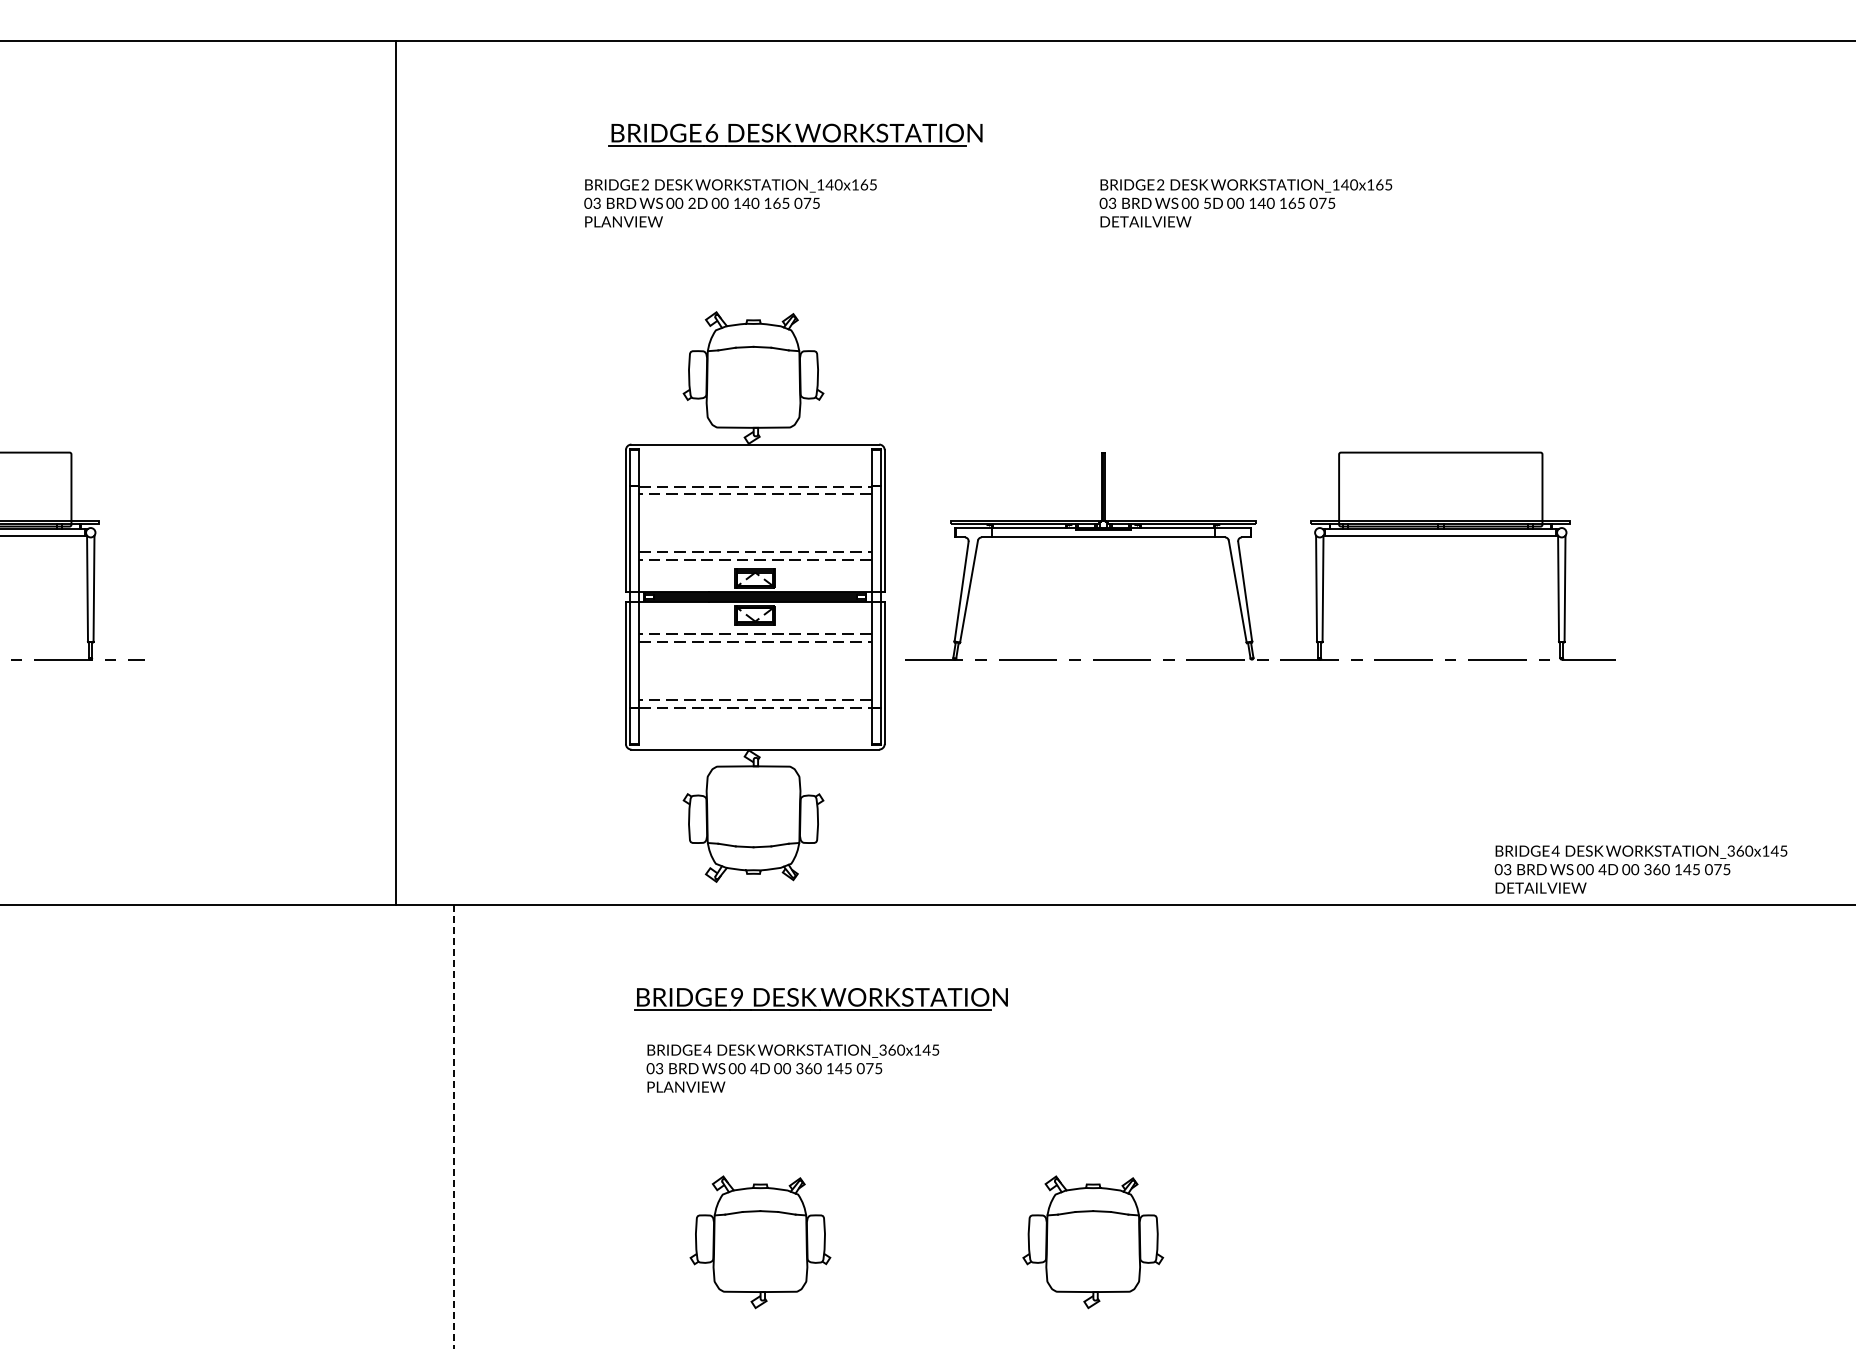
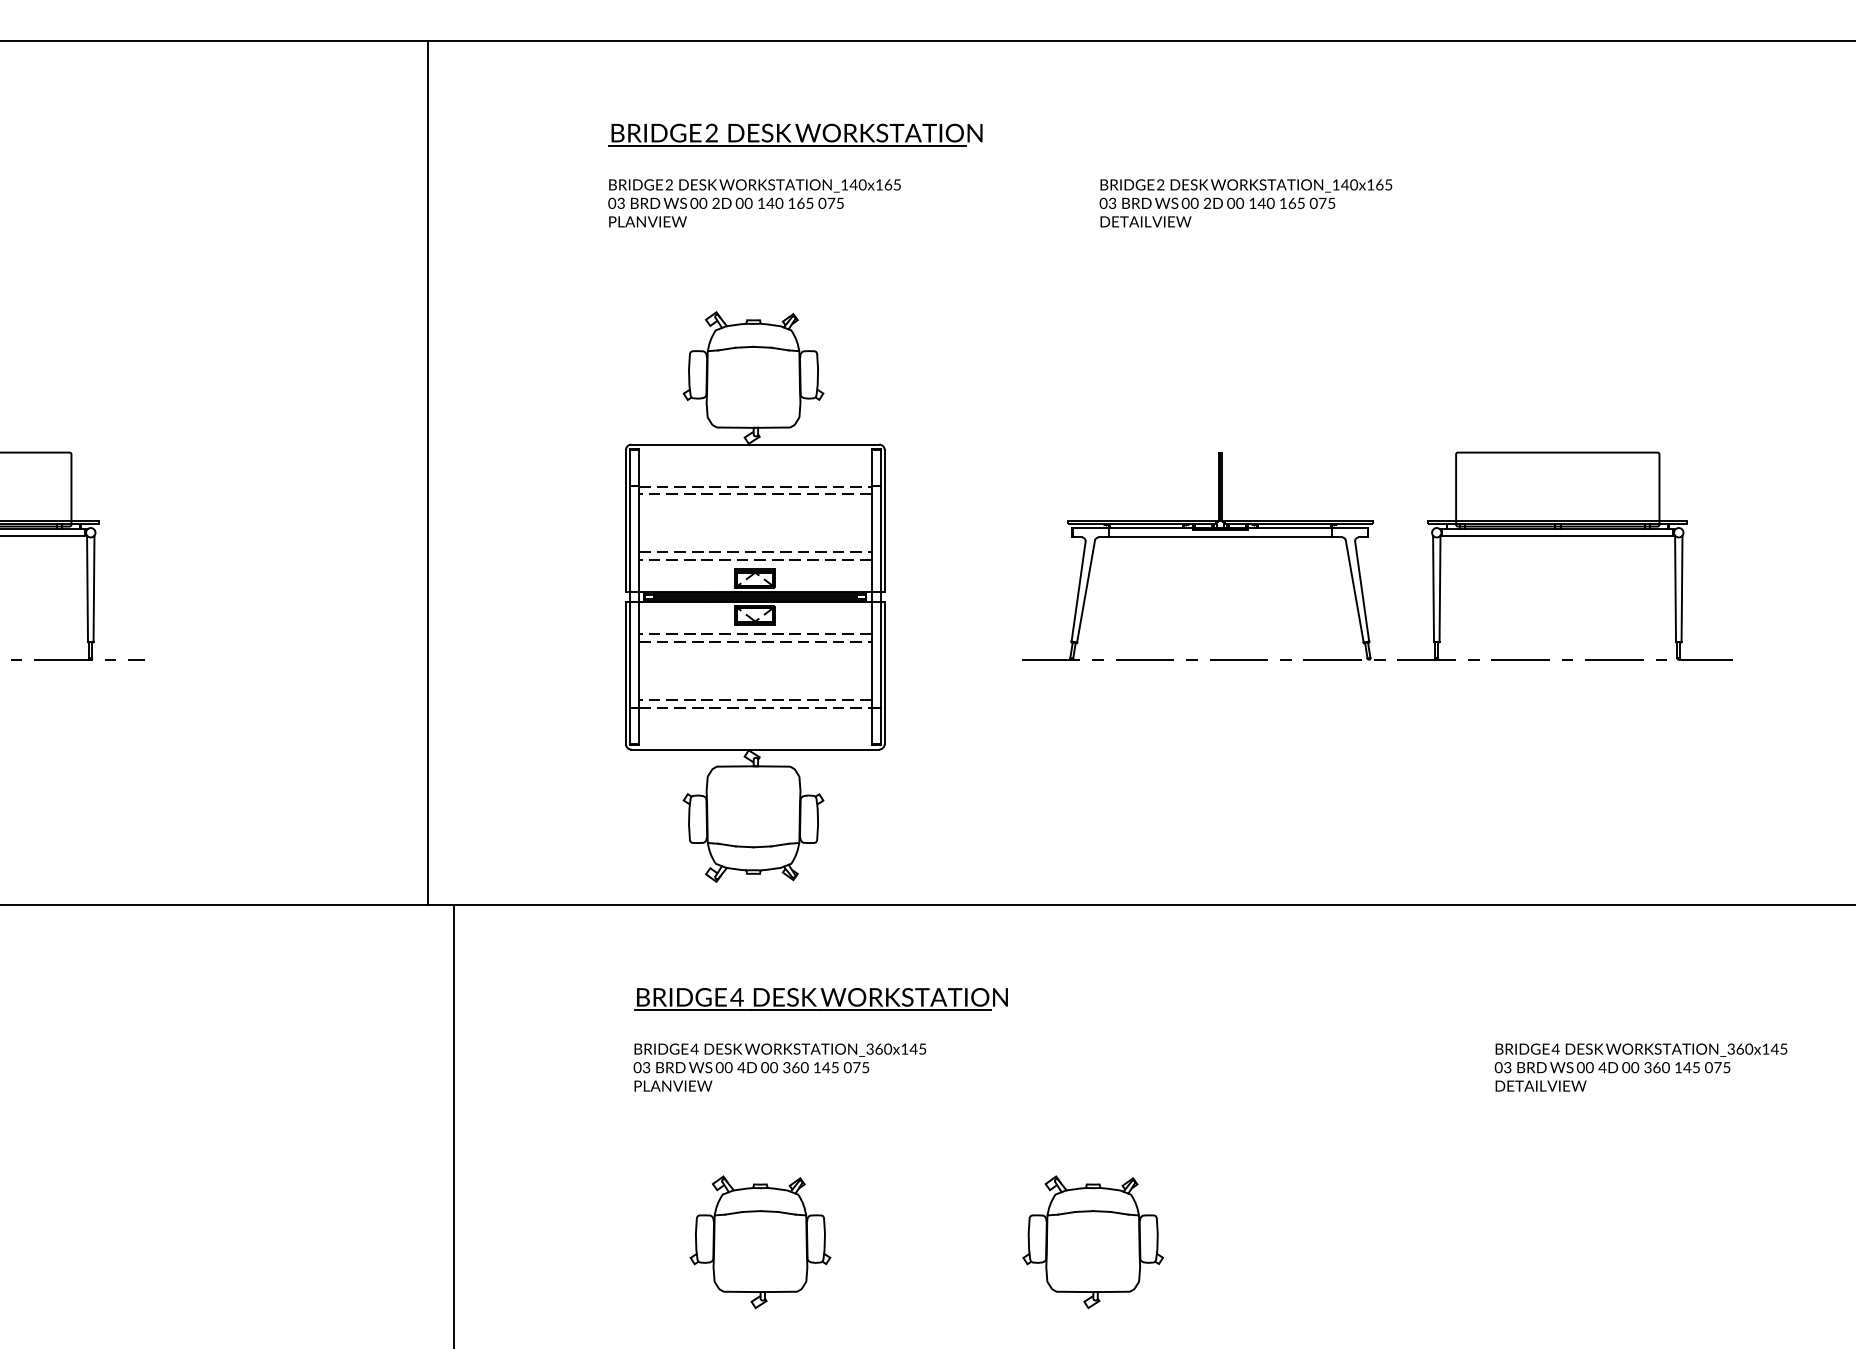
text: 6 -> 2 (711, 132)
text: 5D -> 2D (1207, 202)
text position: (730, 203) -> (754, 203) (754, 203)
line position: (396, 472) -> (428, 472) (428, 472)
part position: (1241, 556) -> (1358, 556) (1358, 556)
text position: (1640, 869) -> (1640, 1067) (1640, 1067)
text: 9 -> 4 (736, 997)
text position: (792, 1068) -> (779, 1067) (779, 1067)
line: dashed -> solid (453, 1126)
